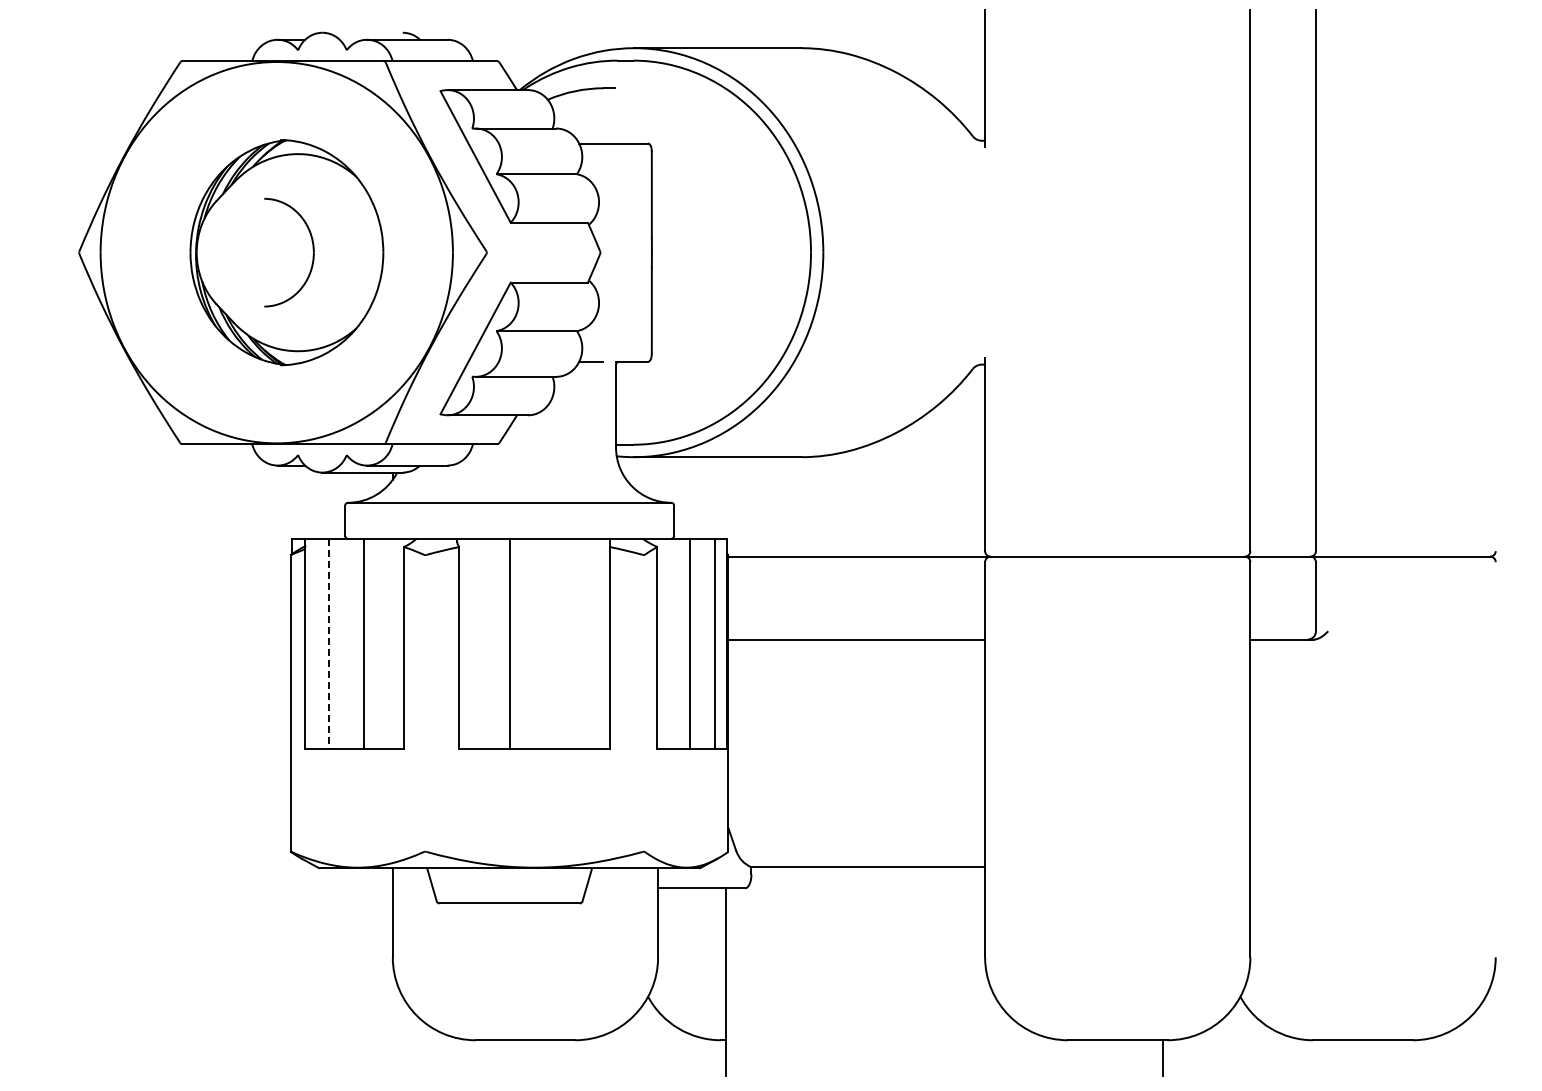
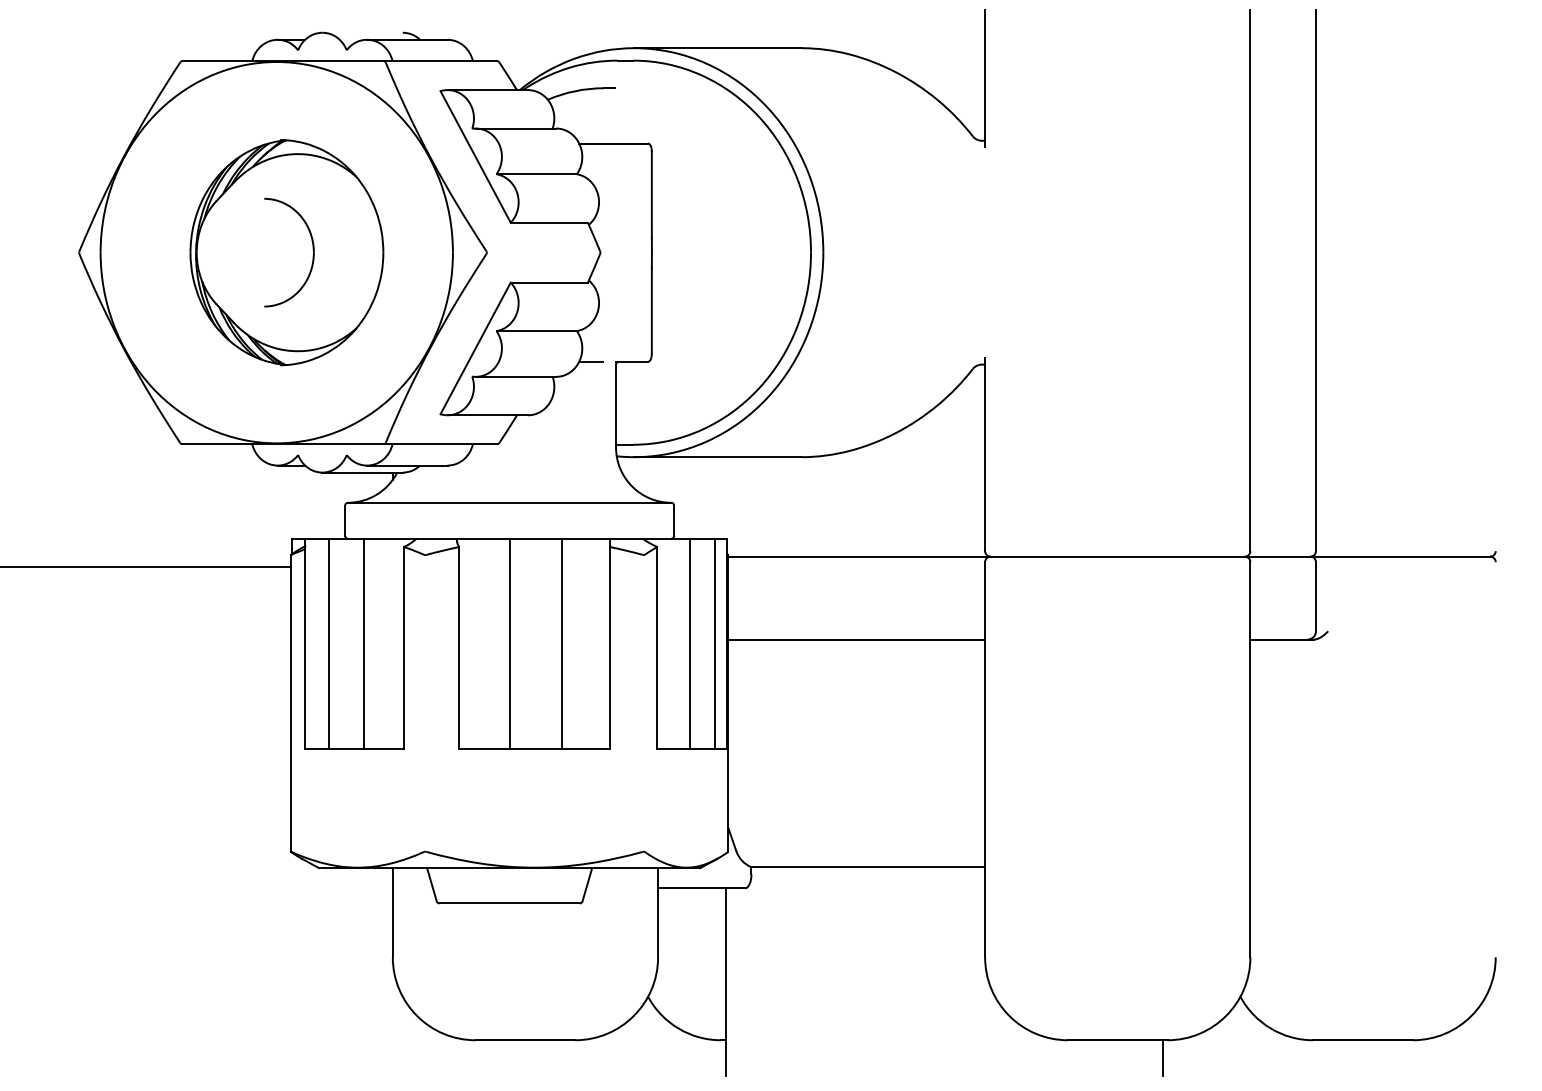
line: none -> present (146, 567)
line: none -> present (562, 643)
line: dashed -> solid (329, 644)
